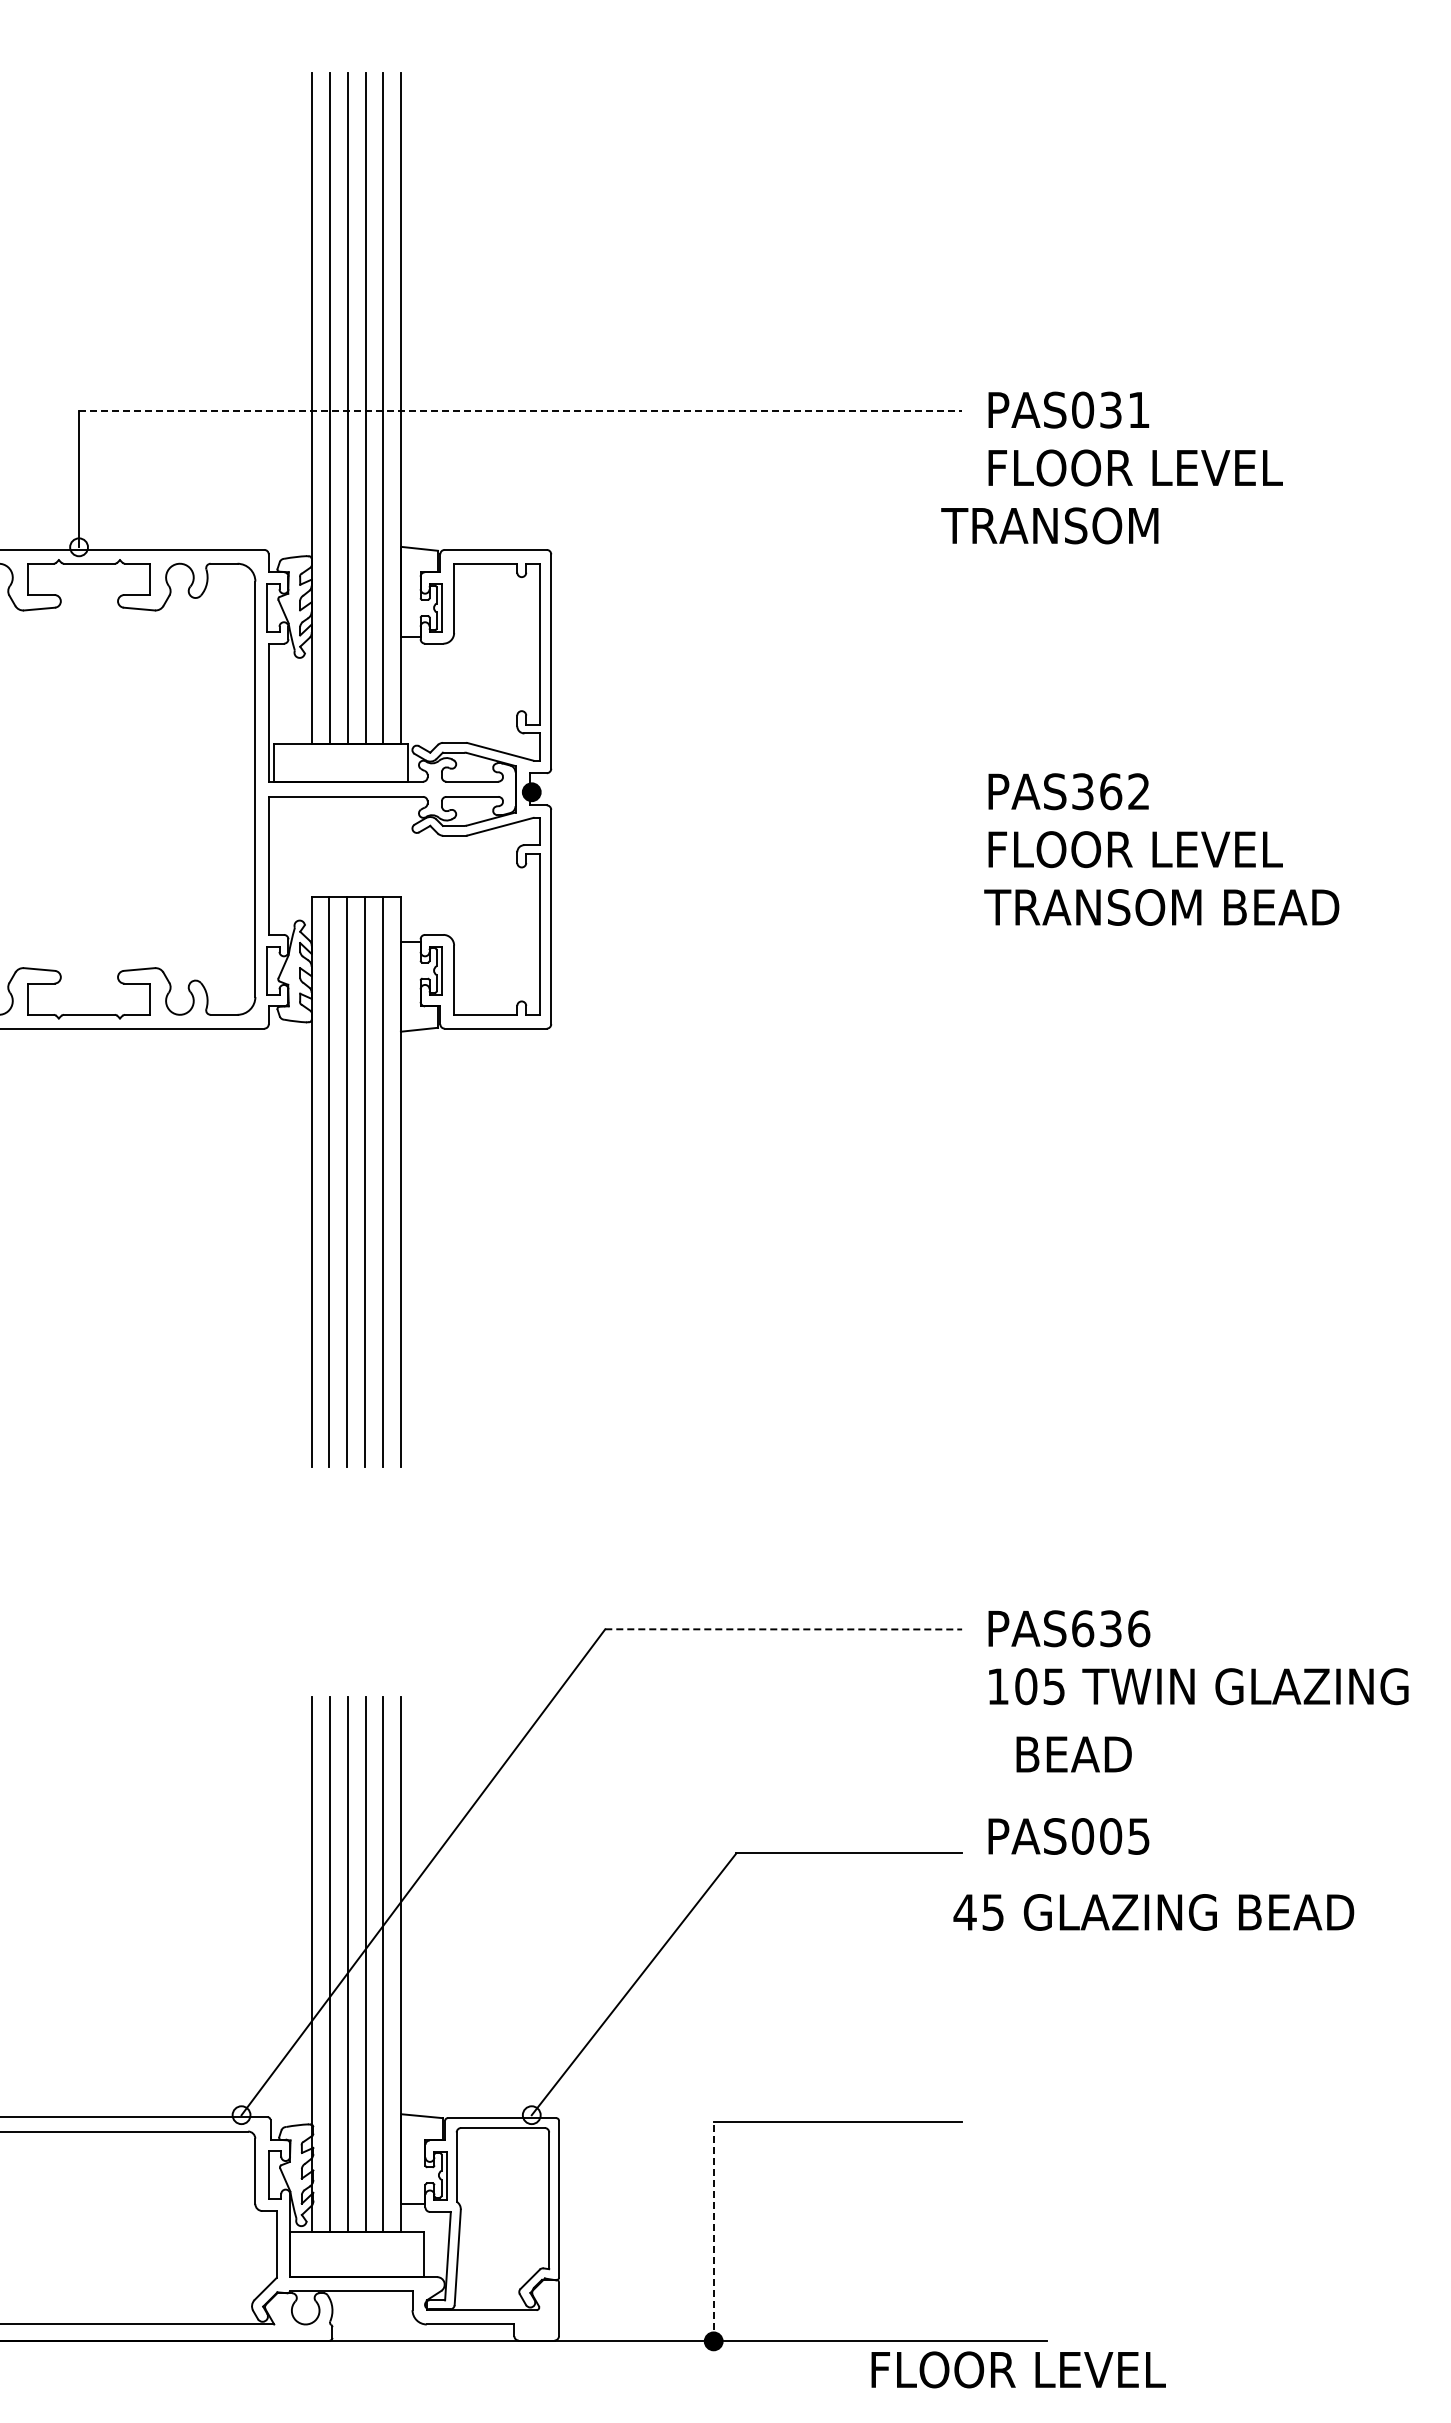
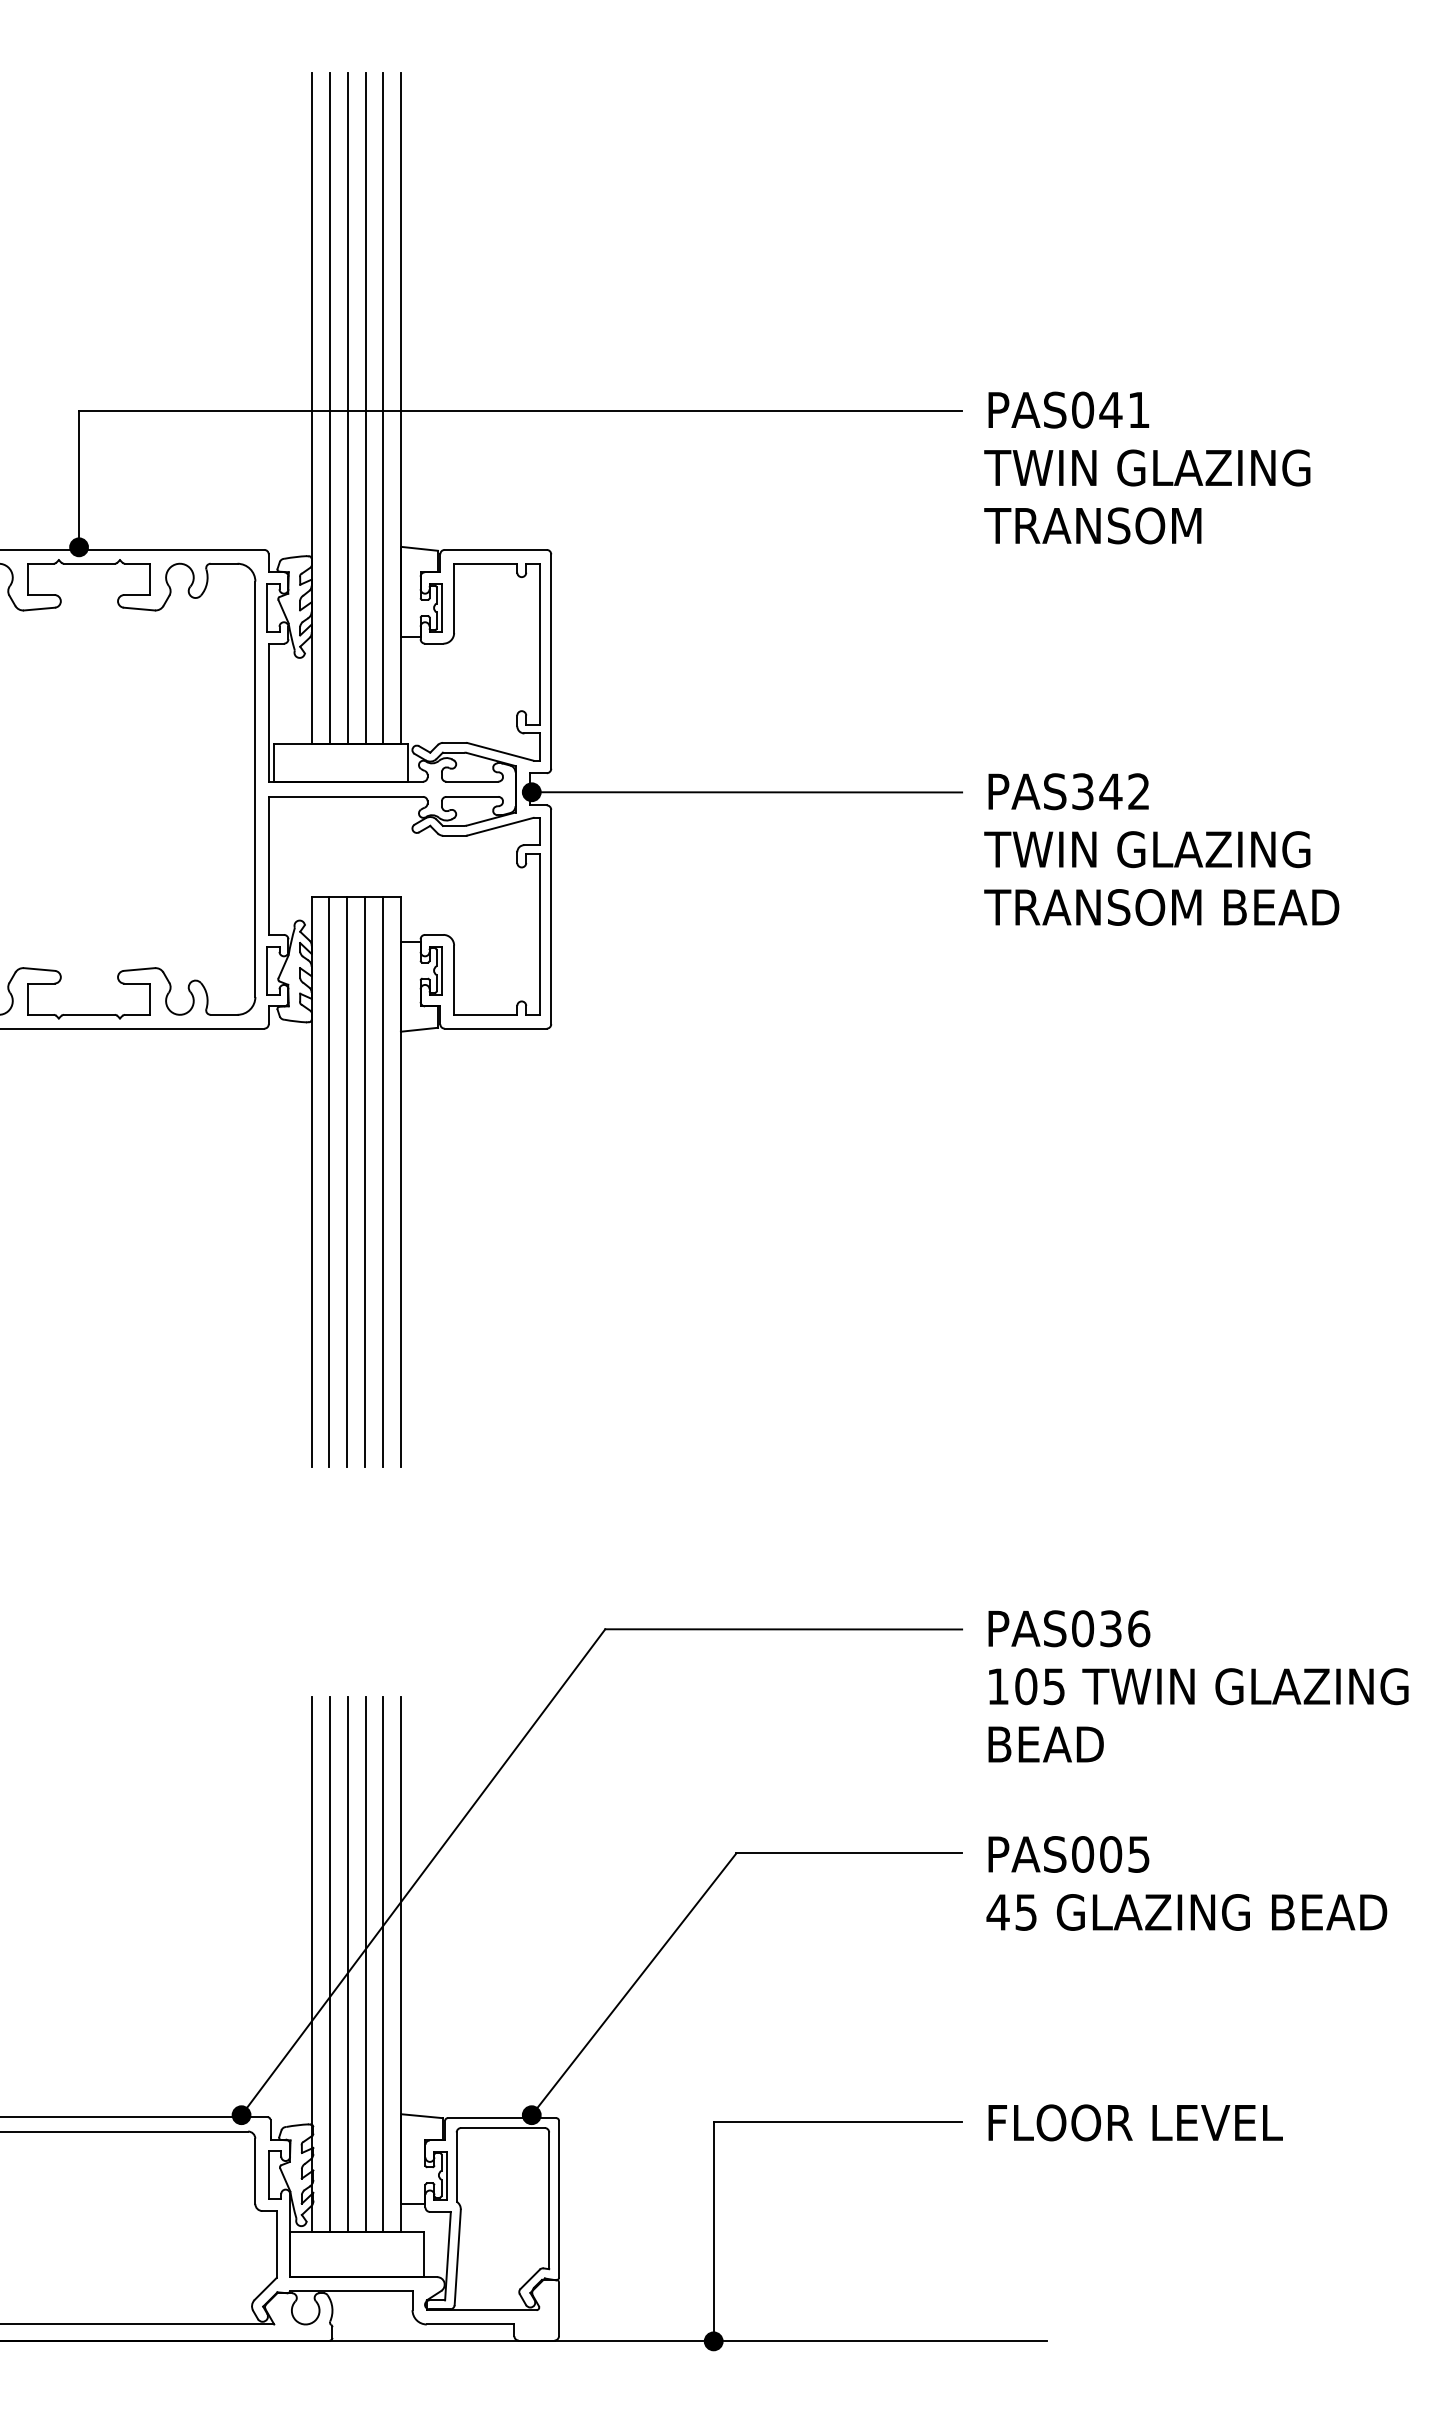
text: PAS031 -> PAS041 (1110, 409)
line: dashed -> solid (520, 410)
text: FLOOR LEVEL -> TWIN GLAZING (1147, 467)
text position: (1049, 525) -> (1092, 525) (1092, 525)
fill: none -> present (79, 547)
text: PAS362 -> PAS342 (1110, 791)
line: none -> present (746, 792)
text: FLOOR LEVEL -> TWIN GLAZING (1147, 849)
text: PAS636 -> PAS036 (1083, 1628)
line: dashed -> solid (784, 1629)
text position: (1073, 1754) -> (1045, 1744) (1045, 1744)
text position: (1068, 1836) -> (1068, 1854) (1068, 1854)
text position: (1153, 1912) -> (1186, 1912) (1186, 1912)
fill: none -> present (241, 2115)
fill: none -> present (531, 2115)
line: dashed -> solid (713, 2231)
text position: (1018, 2369) -> (1135, 2122) (1135, 2122)
